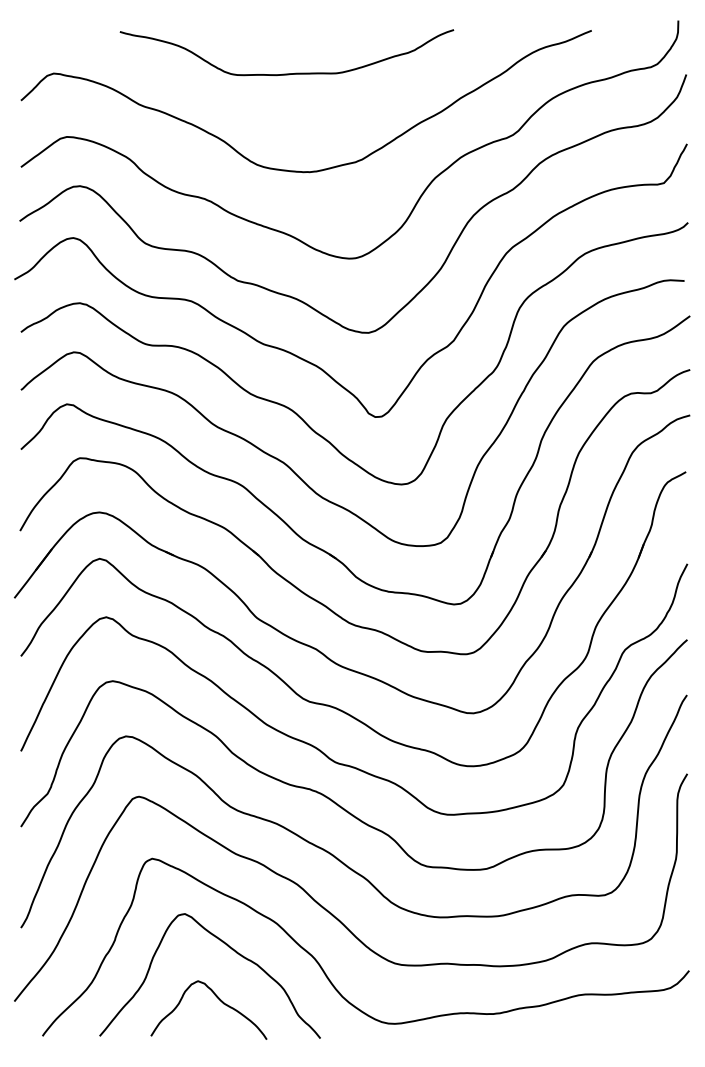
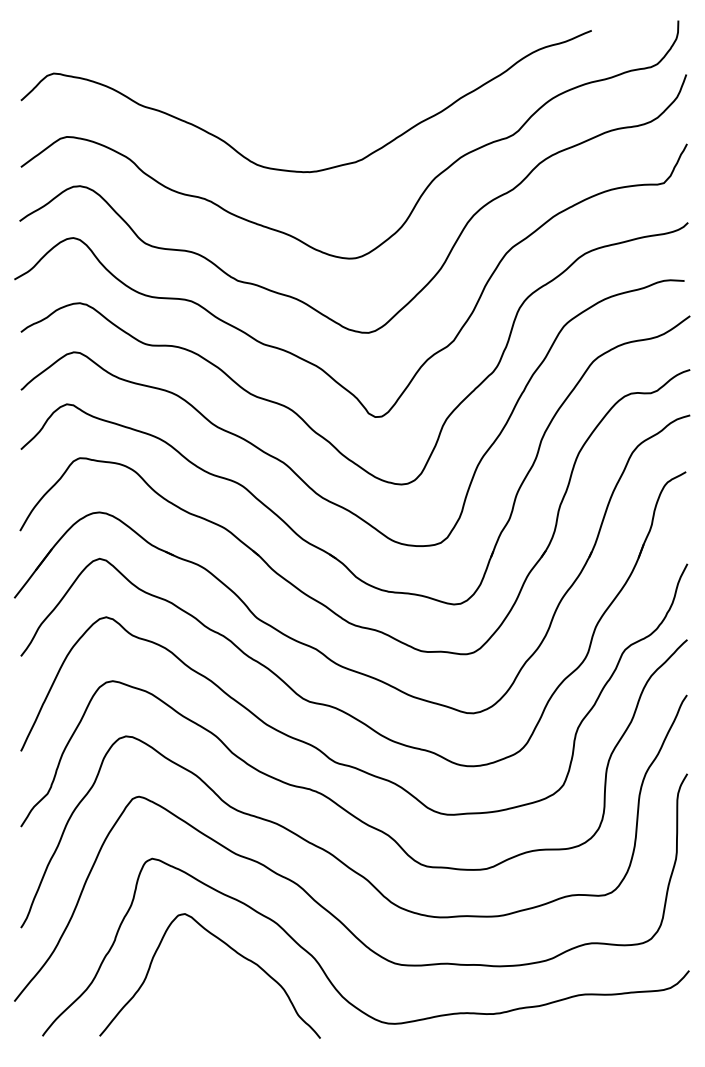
curve: present -> none (286, 73)
curve: present -> none (218, 999)
